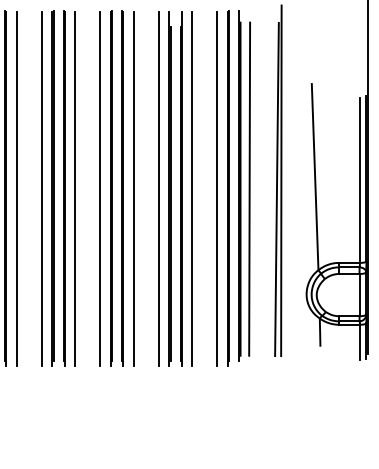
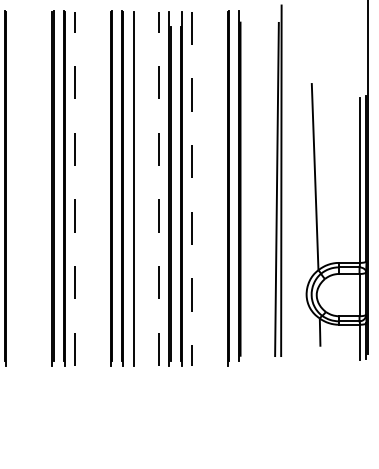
line: present -> none (16, 188)
line: present -> none (41, 188)
line: solid -> dashed (75, 188)
line: present -> none (100, 188)
line: solid -> dashed (158, 188)
line: present -> none (217, 188)
line: present -> none (249, 188)
line: solid -> dashed (192, 189)
